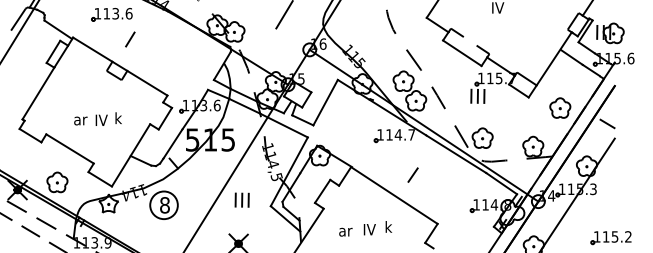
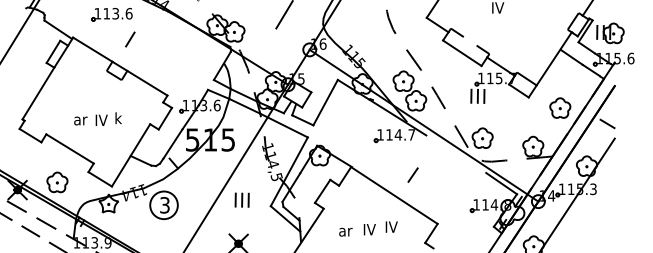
line: present -> none (18, 19)
line: present -> none (456, 153)
text: 8 -> 3 (164, 205)
text: k -> IV (391, 226)
part: present -> none (610, 238)
